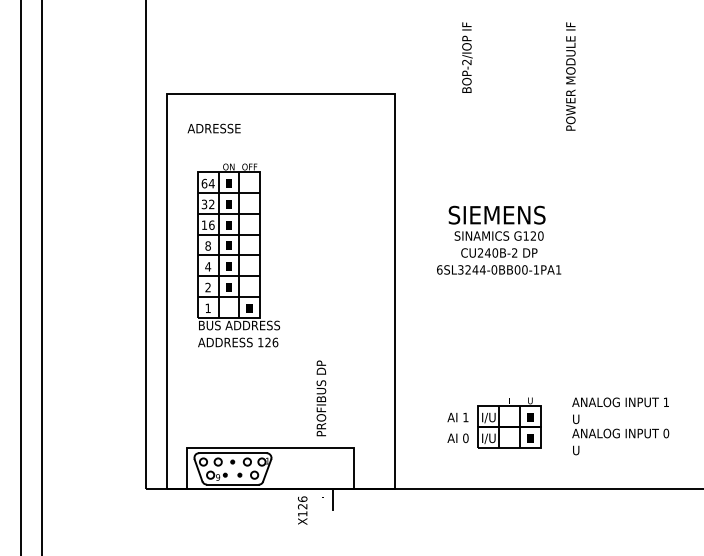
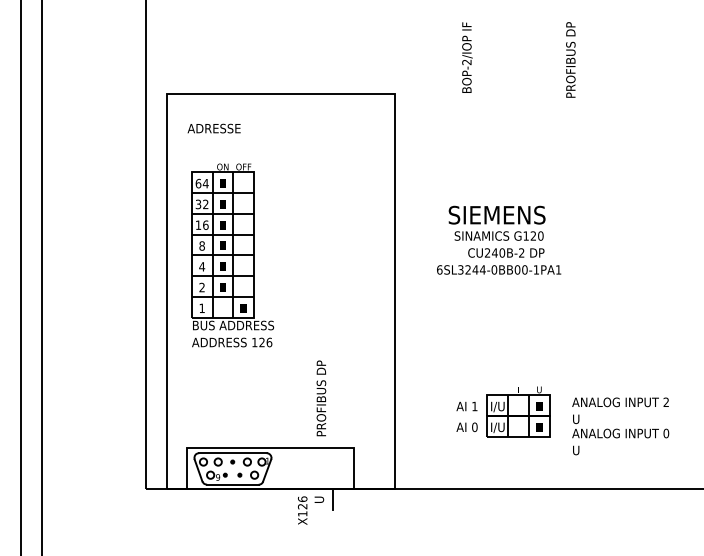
text: POWER MODULE IF -> PROFIBUS DP (570, 76)
text position: (499, 252) -> (506, 252) (506, 252)
part position: (238, 255) -> (232, 255) (232, 255)
text: 1 -> 2 (665, 401)
part position: (494, 422) -> (503, 411) (503, 411)
text: . -> U (319, 499)
